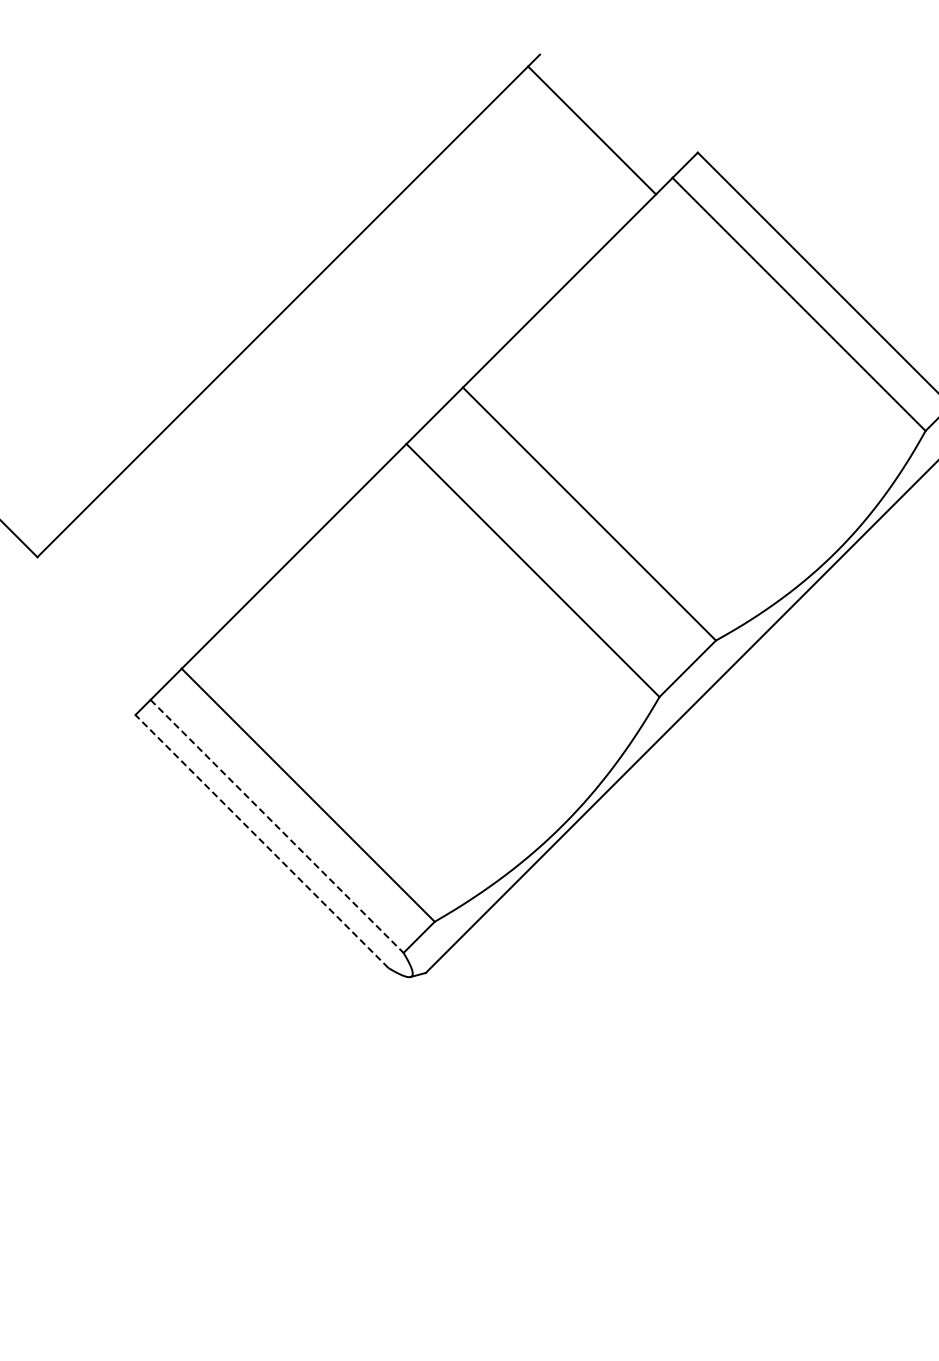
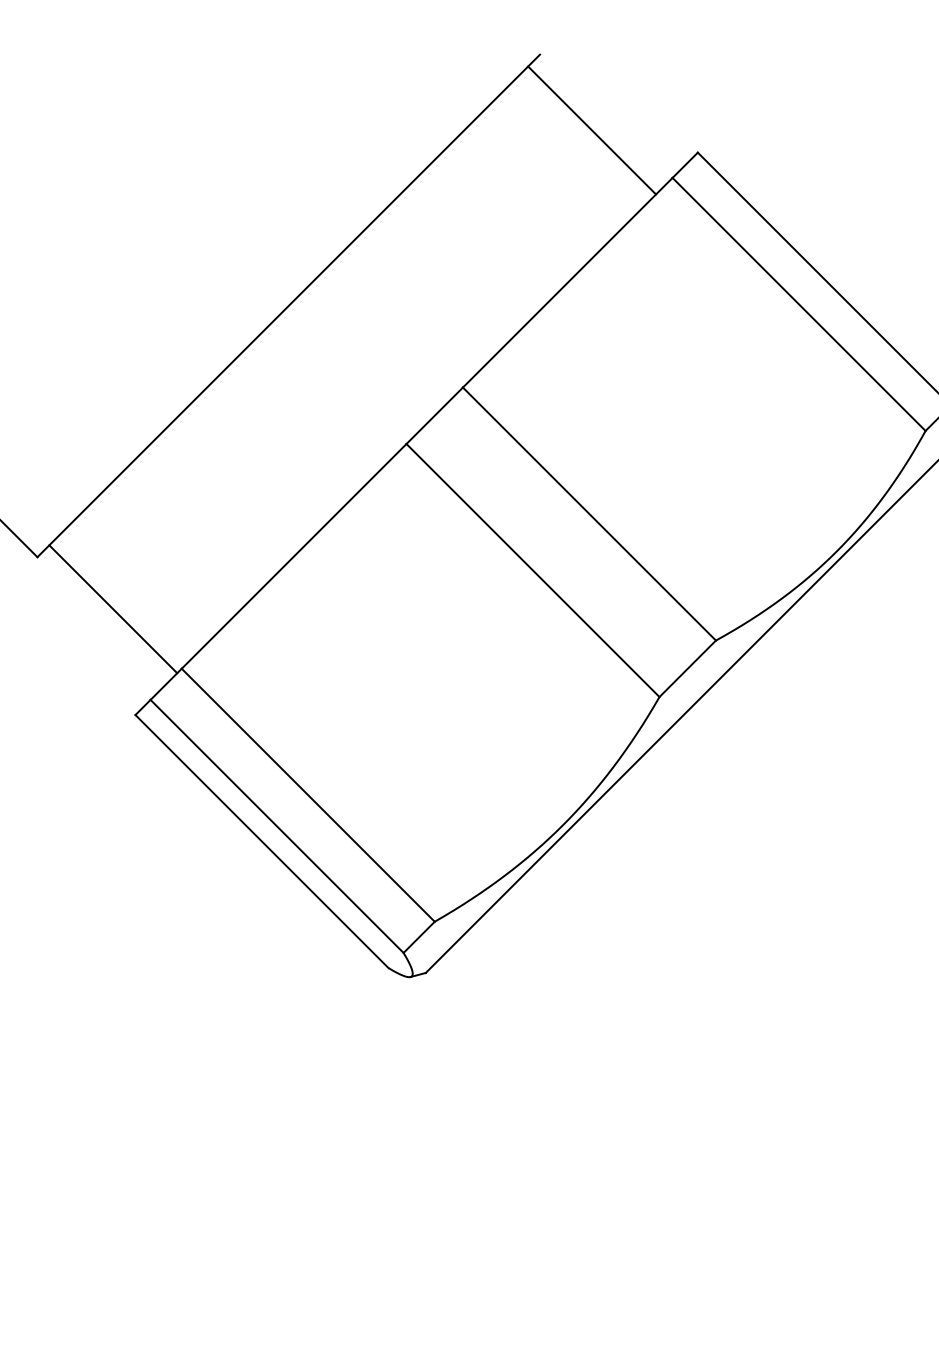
line: none -> present (113, 609)
line: dashed -> solid (277, 826)
line: dashed -> solid (261, 841)
